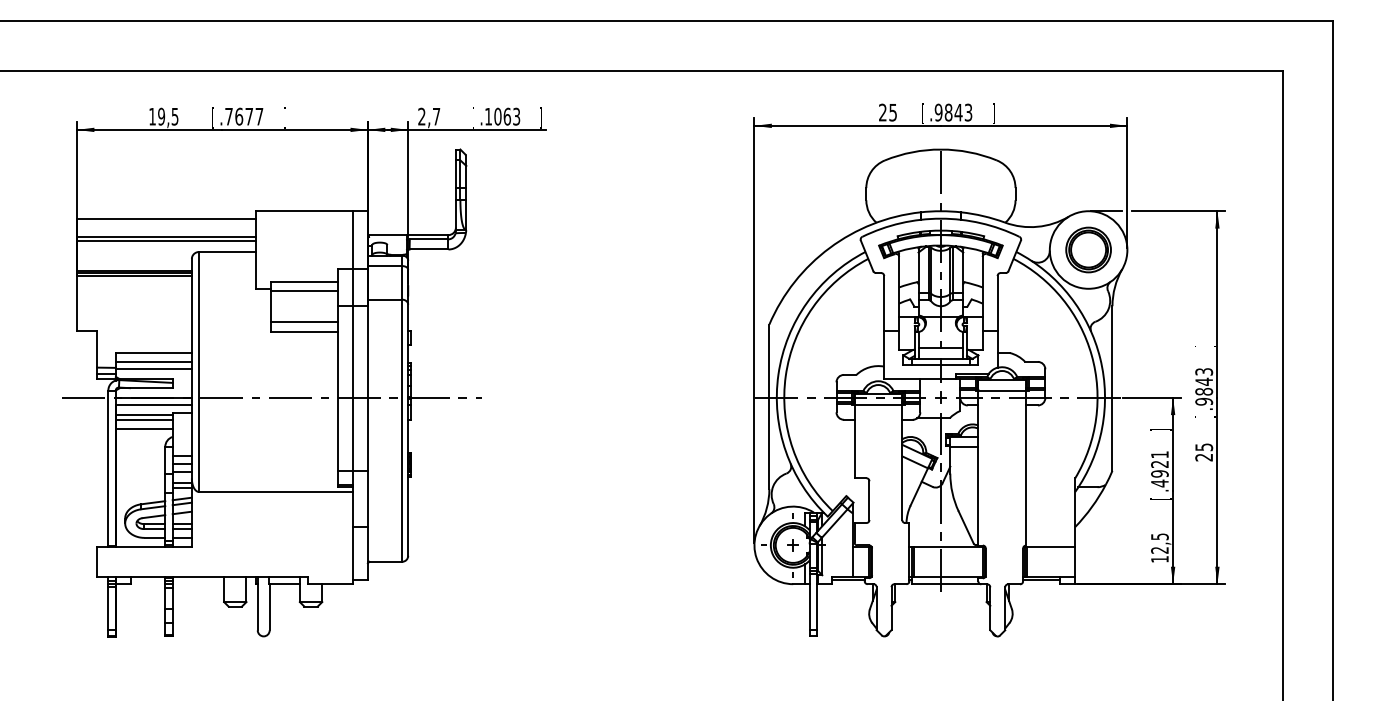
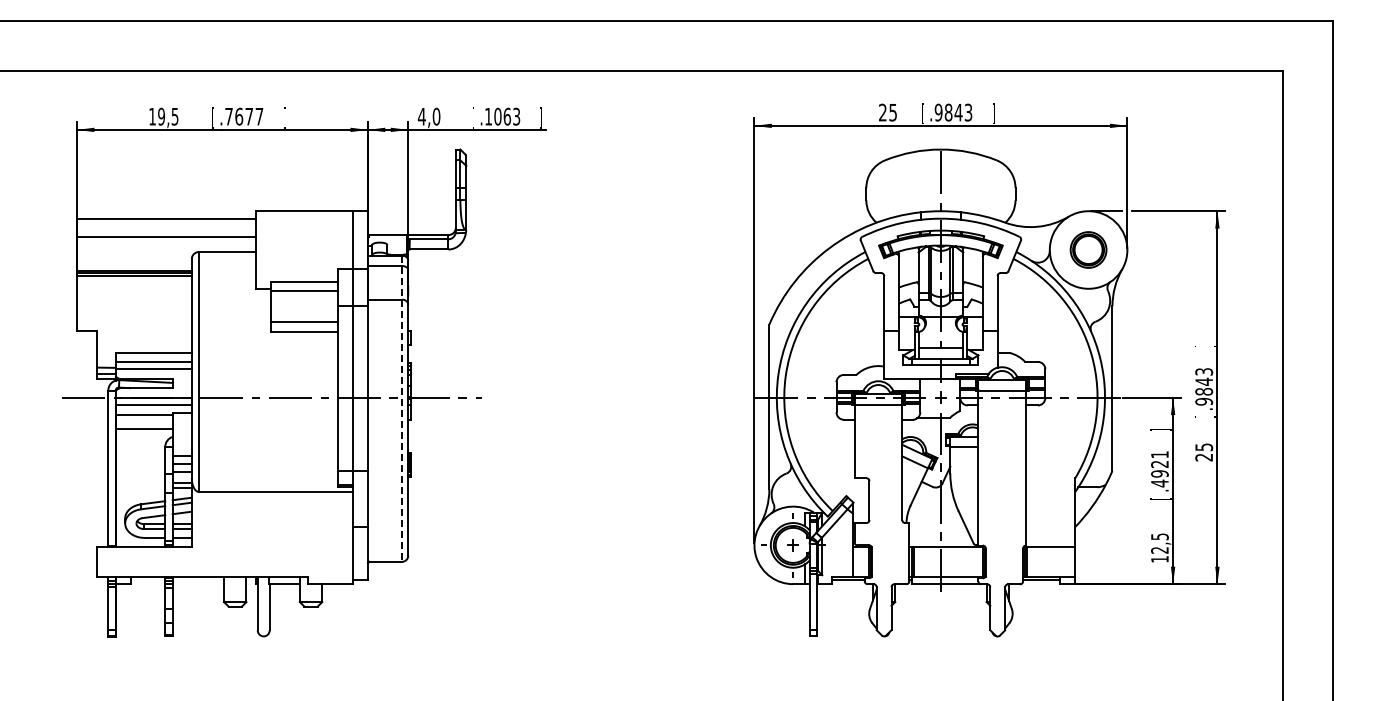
text: 2,7 -> 4,0 (428, 116)
line: present -> none (166, 240)
part size: 47x48 px -> 39x38 px (1088, 249)
line: solid -> dashed (402, 409)
line: present -> none (143, 419)
